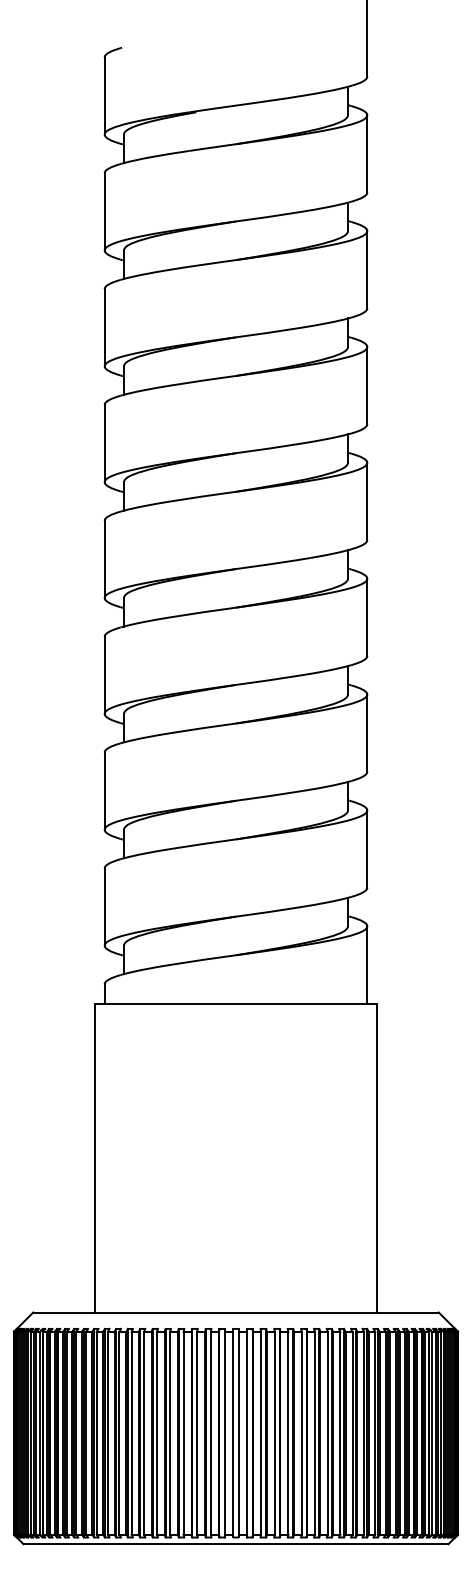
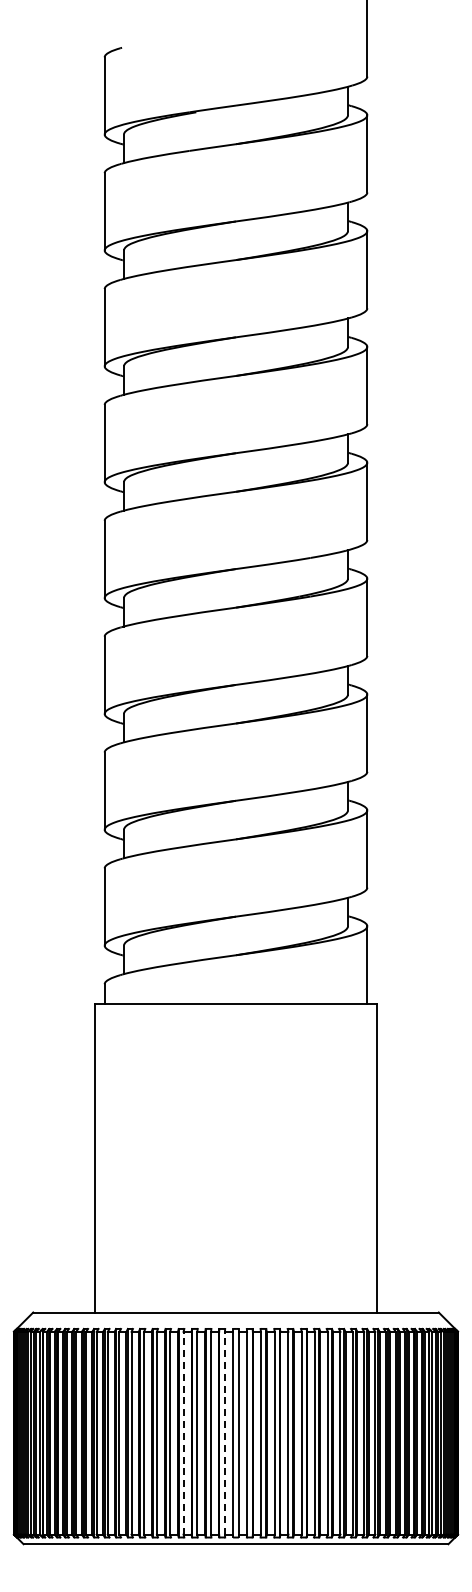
line: solid -> dashed (183, 1432)
line: solid -> dashed (224, 1432)
